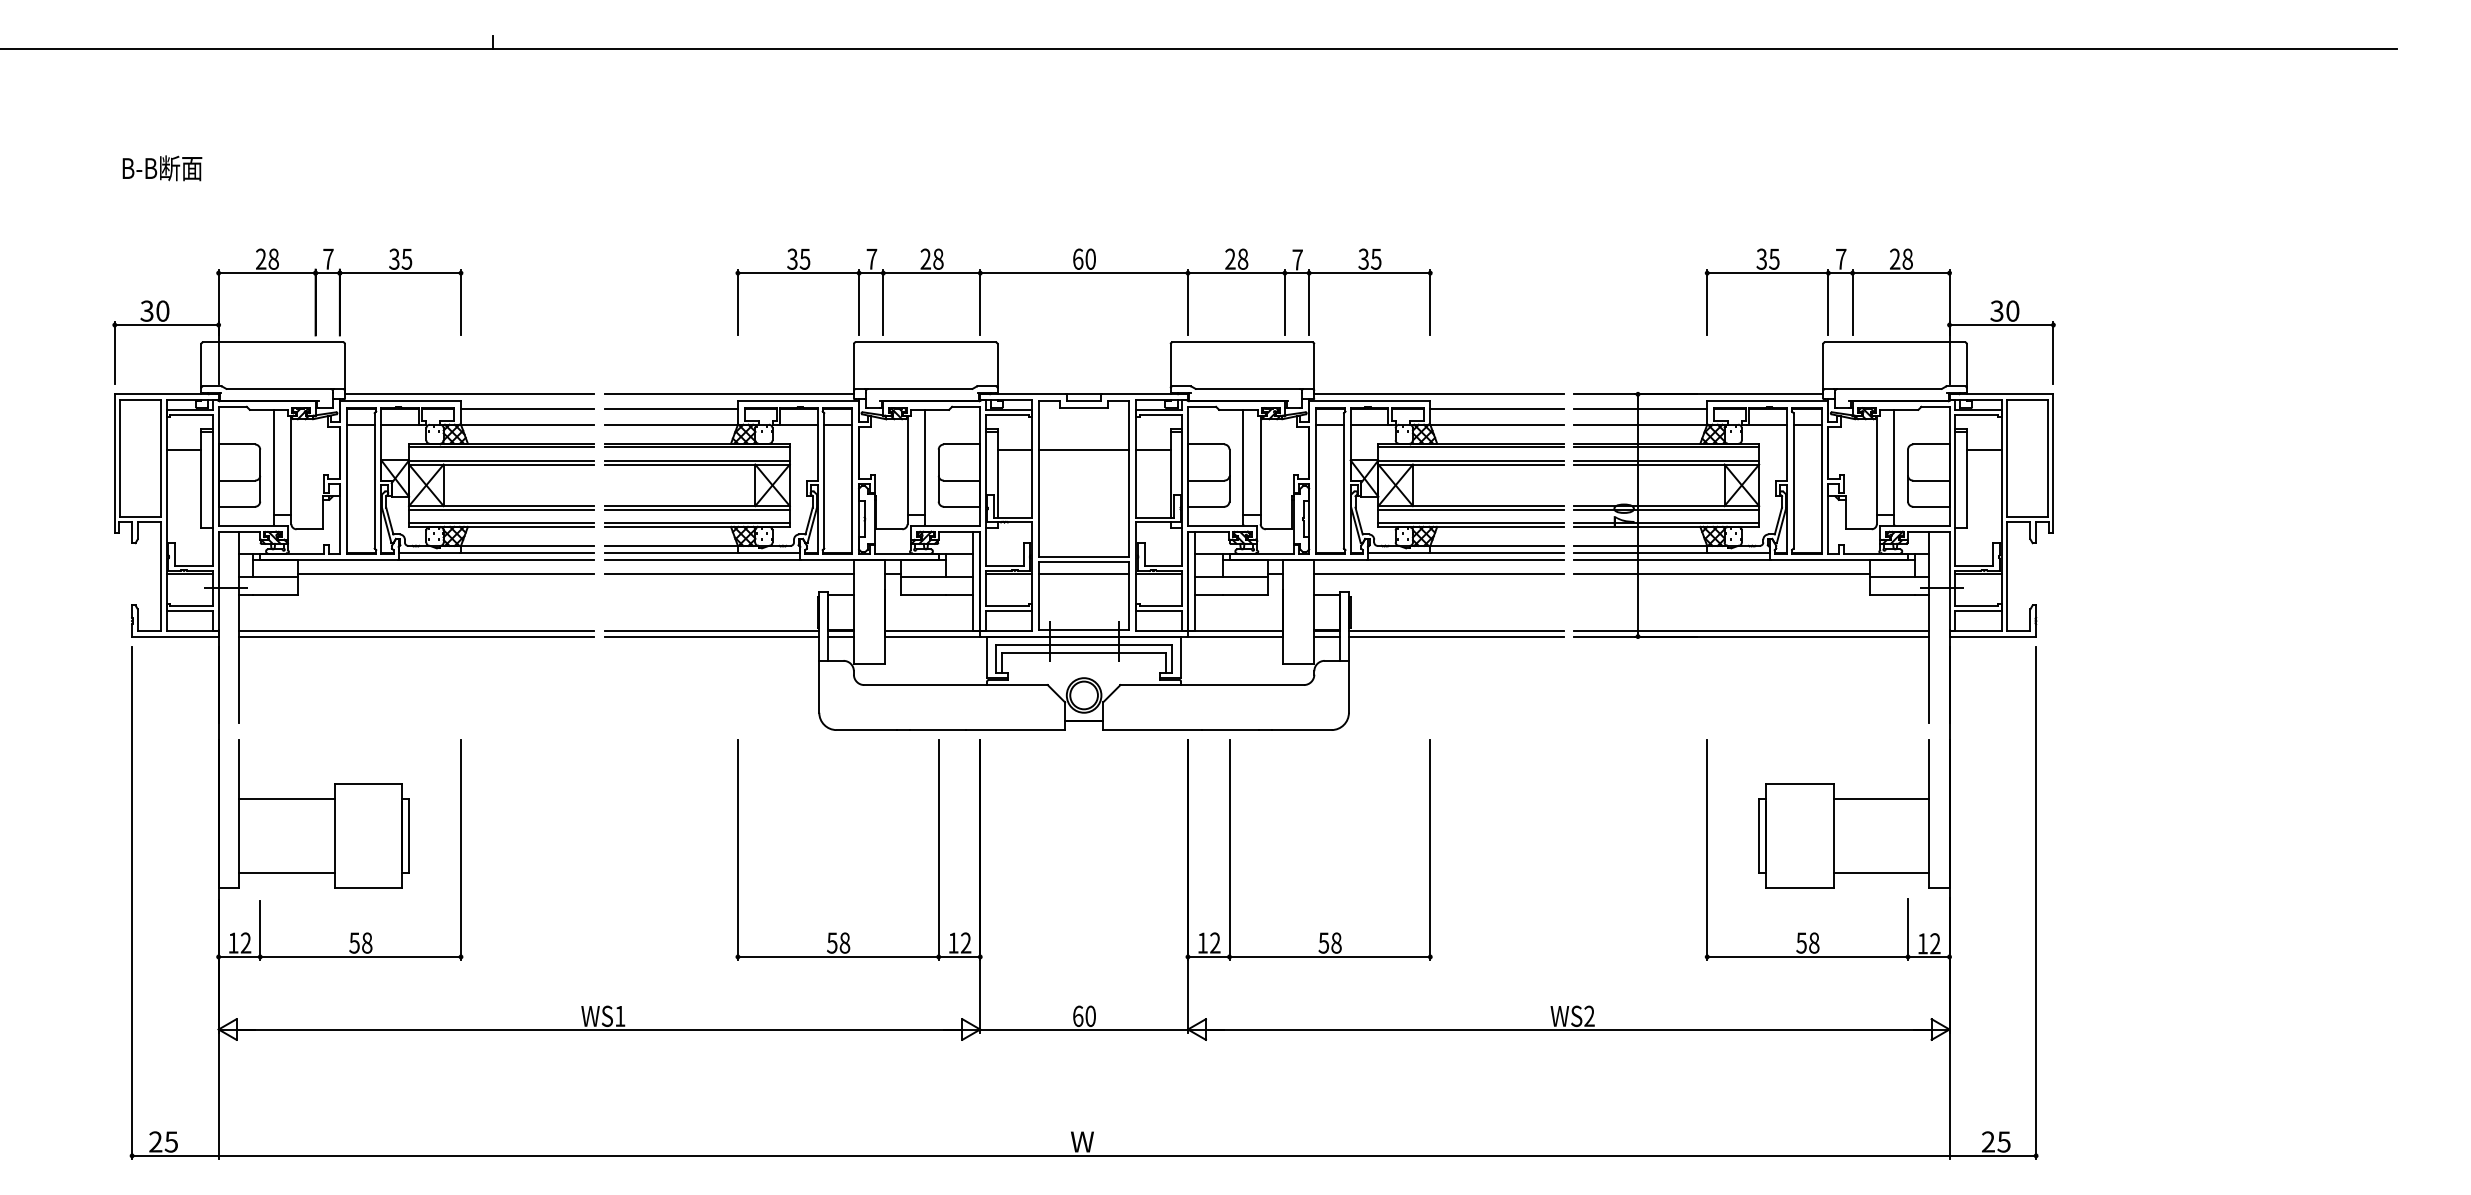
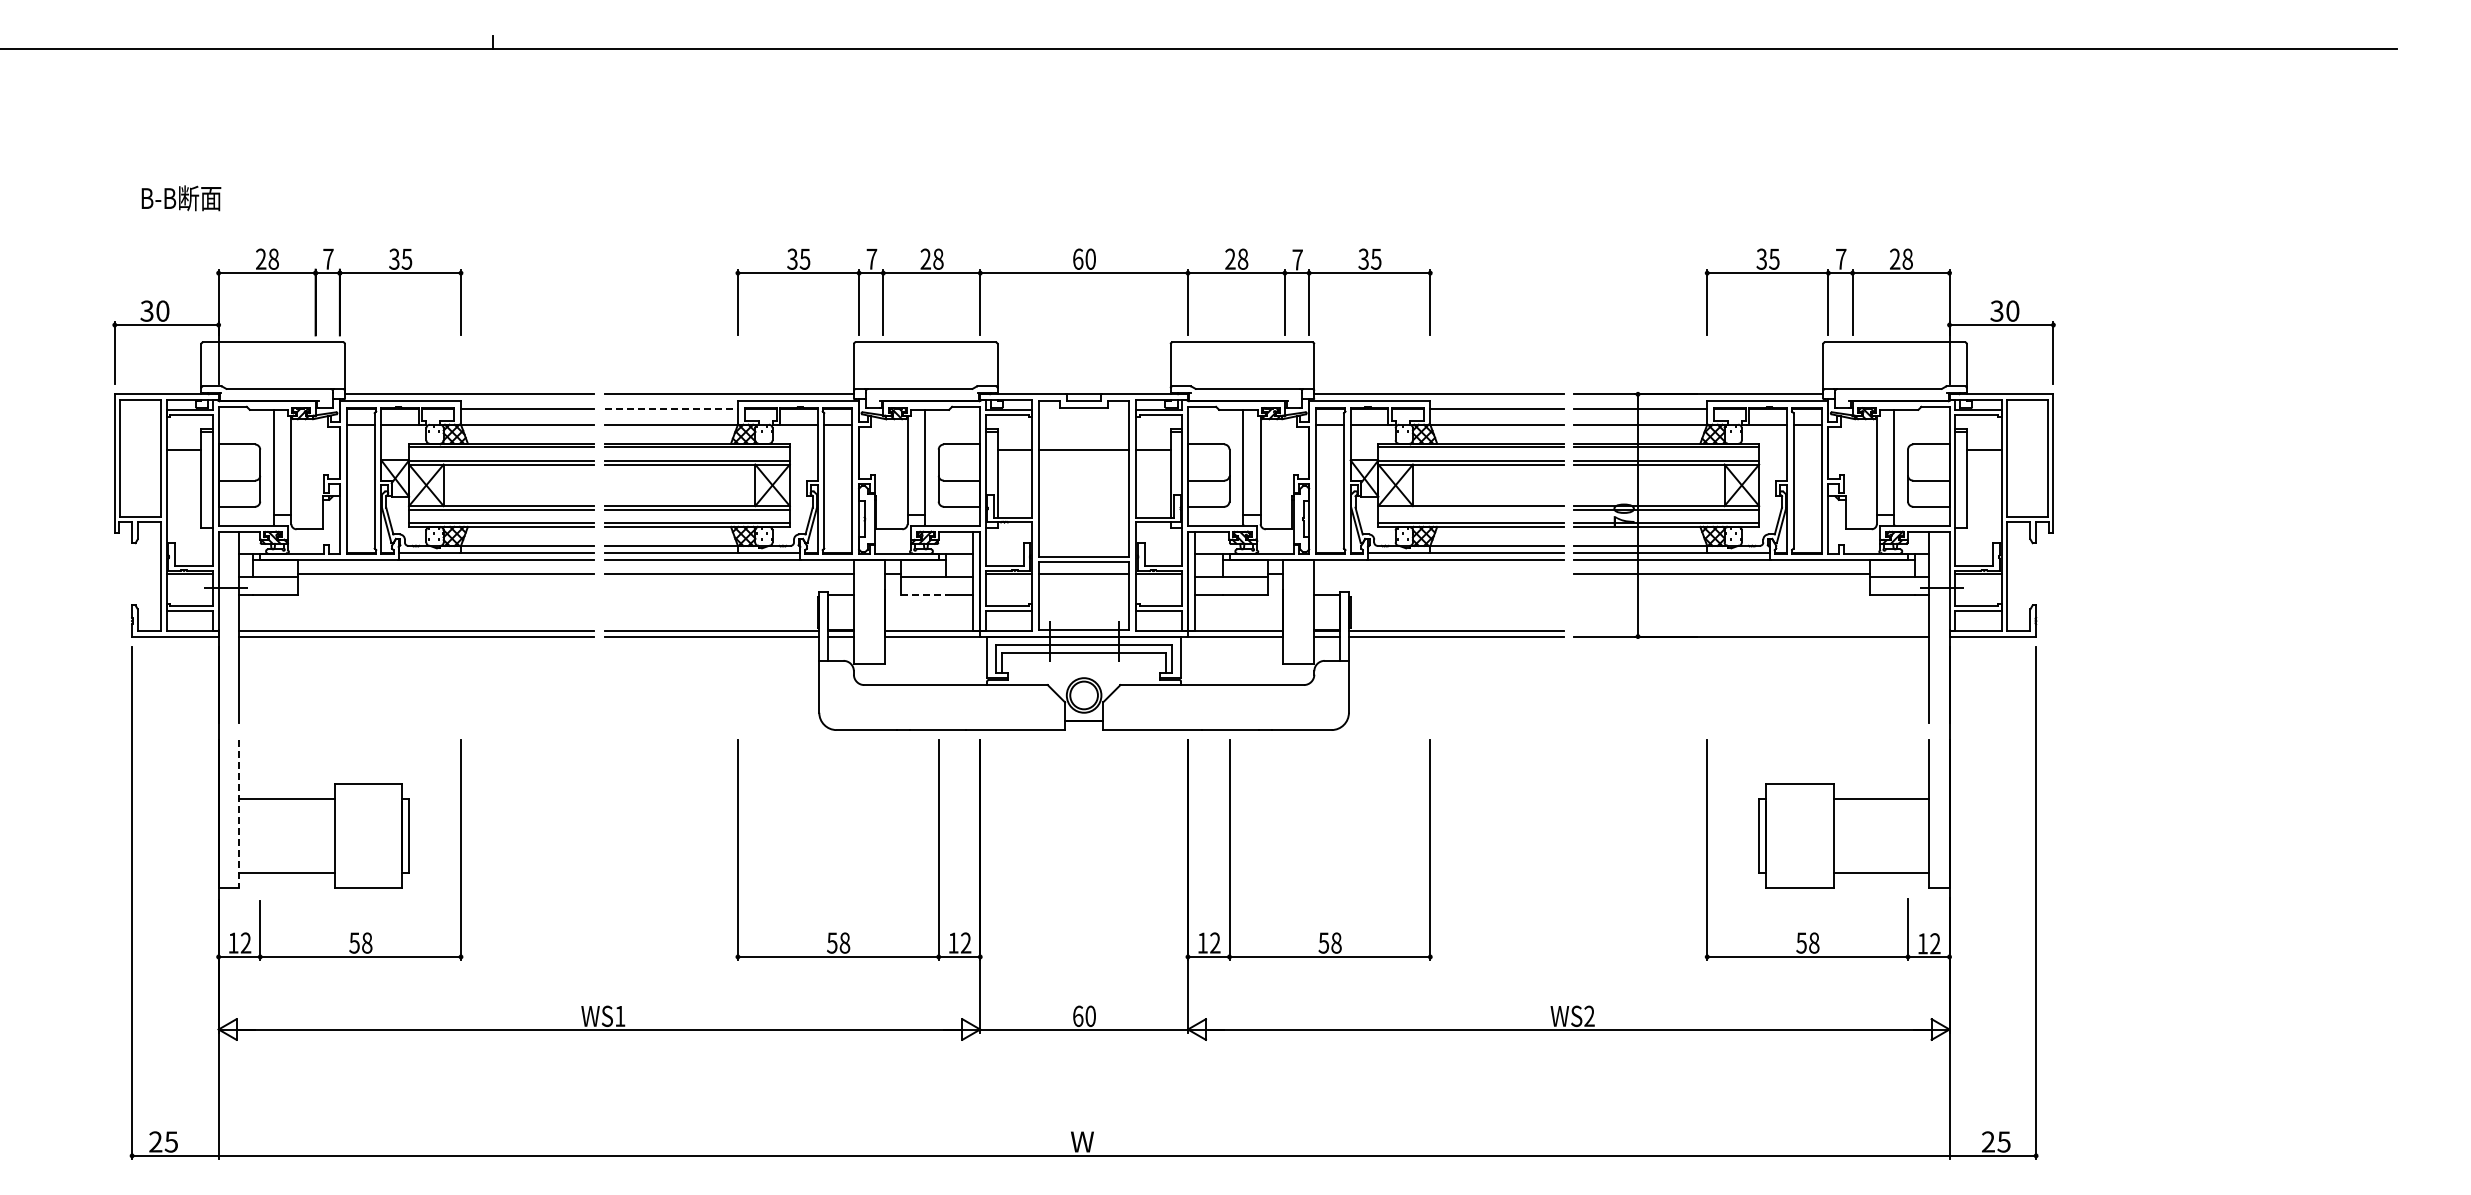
text position: (162, 168) -> (181, 198) (181, 198)
line: solid -> dashed (671, 408)
line: present -> none (1470, 509)
line: present -> none (1438, 574)
line: solid -> dashed (923, 594)
line: present -> none (1750, 630)
line: solid -> dashed (239, 814)
